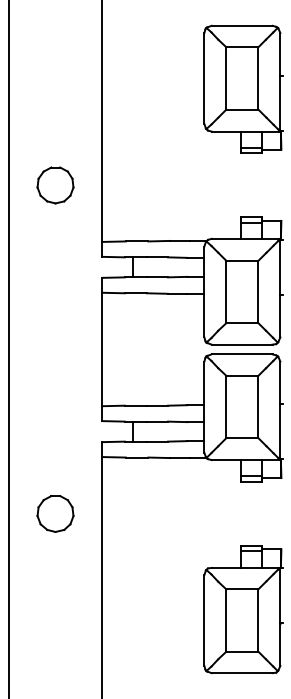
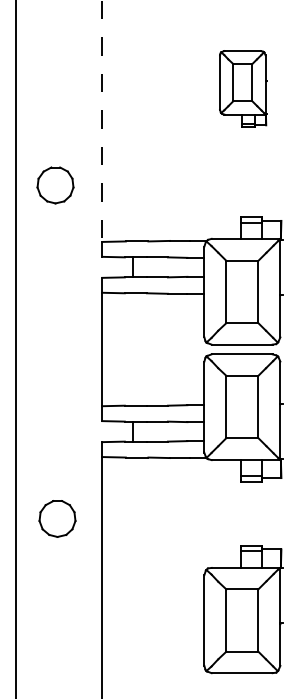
part size: 81x130 px -> 49x78 px (243, 88)
line: solid -> dashed (102, 121)
line position: (8, 348) -> (15, 348) (15, 348)
part position: (55, 513) -> (57, 518) (57, 518)
